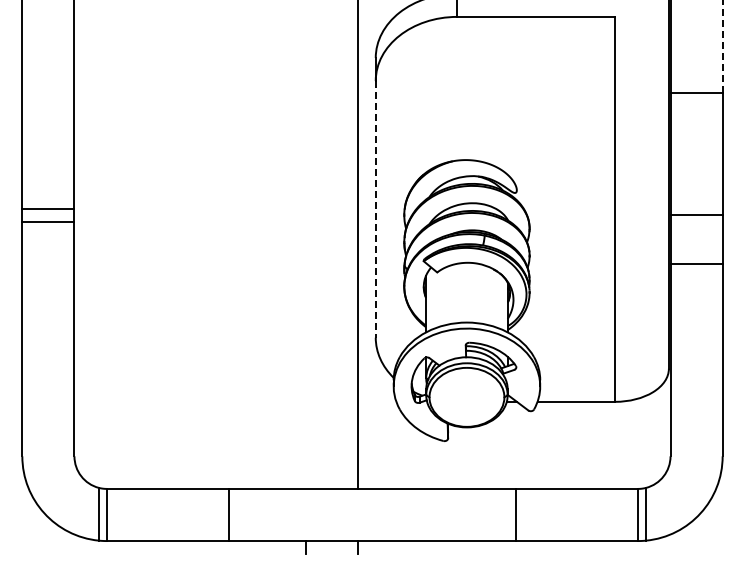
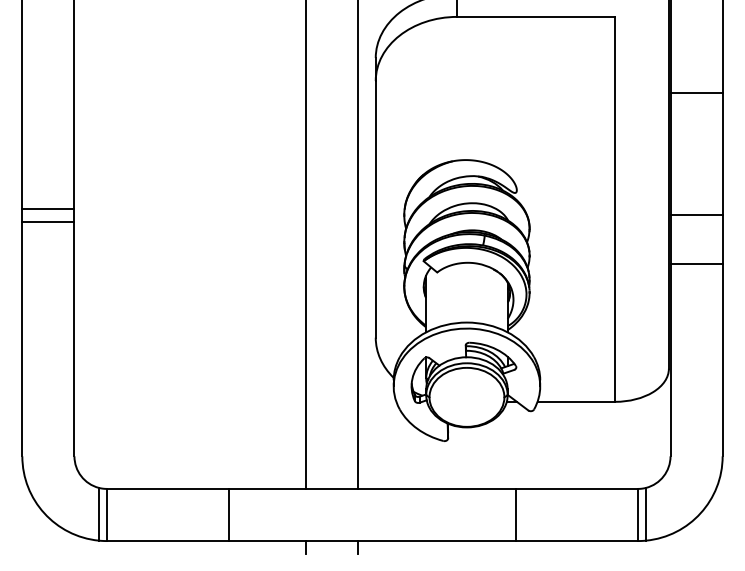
line: dashed -> solid (722, 46)
line: dashed -> solid (375, 209)
line: none -> present (305, 245)
